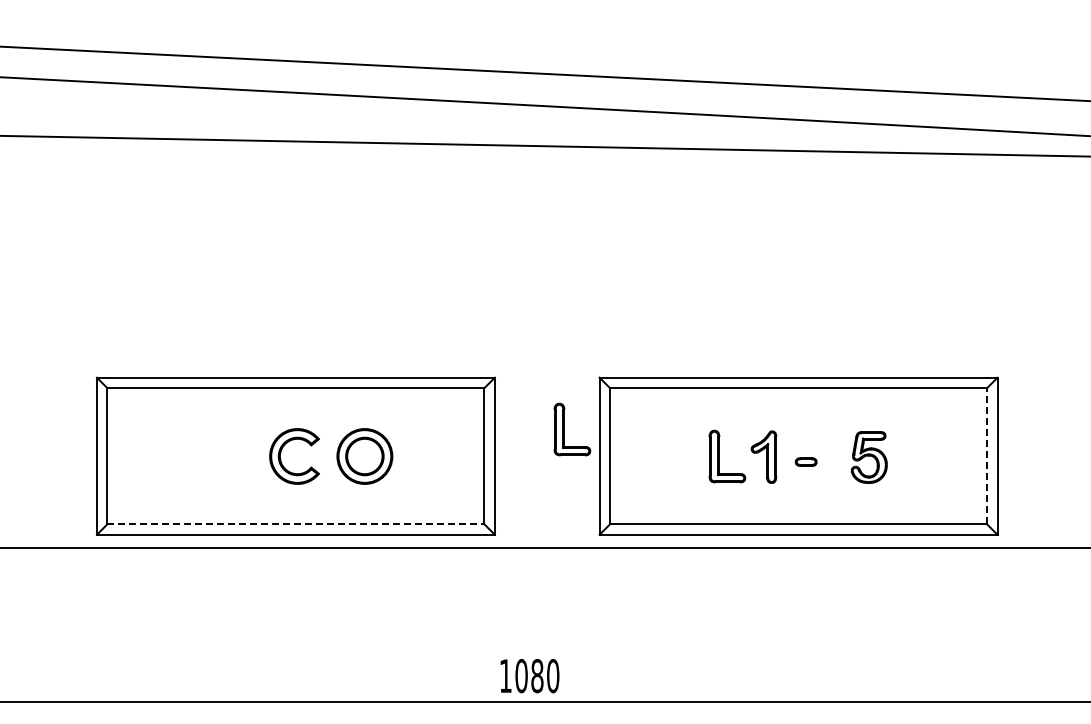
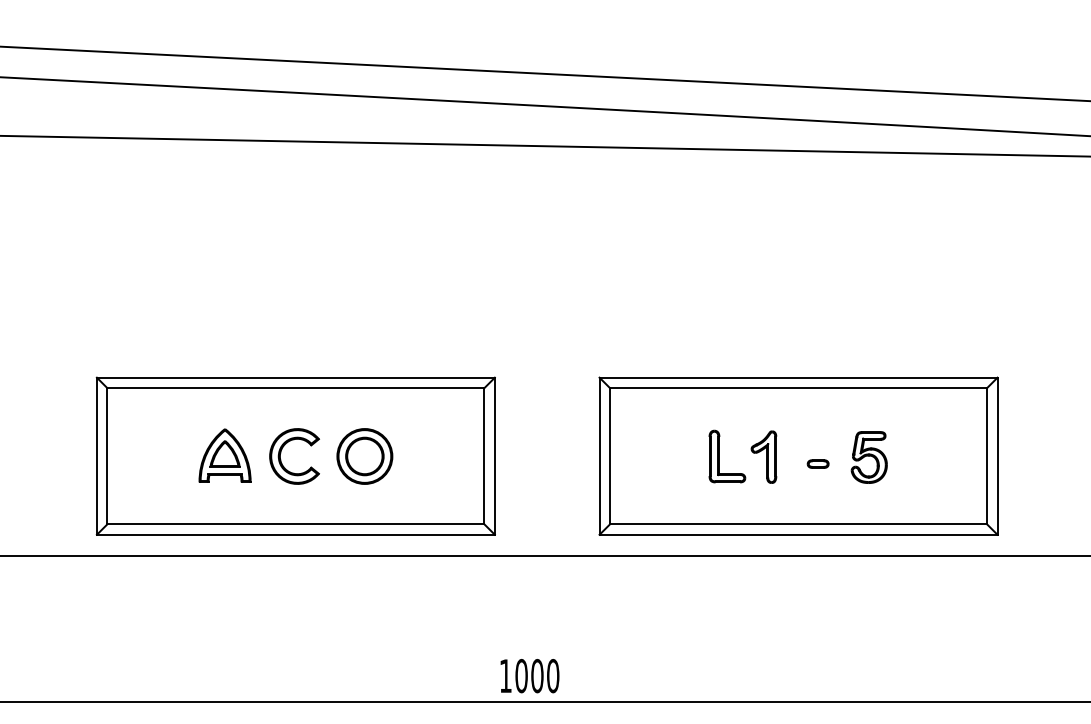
part: present -> none (564, 429)
part: none -> present (224, 455)
line: dashed -> solid (987, 455)
part position: (805, 461) -> (817, 463) (817, 463)
line: dashed -> solid (296, 524)
line position: (544, 547) -> (544, 555) (544, 555)
text: 1080 -> 1000 (537, 675)
